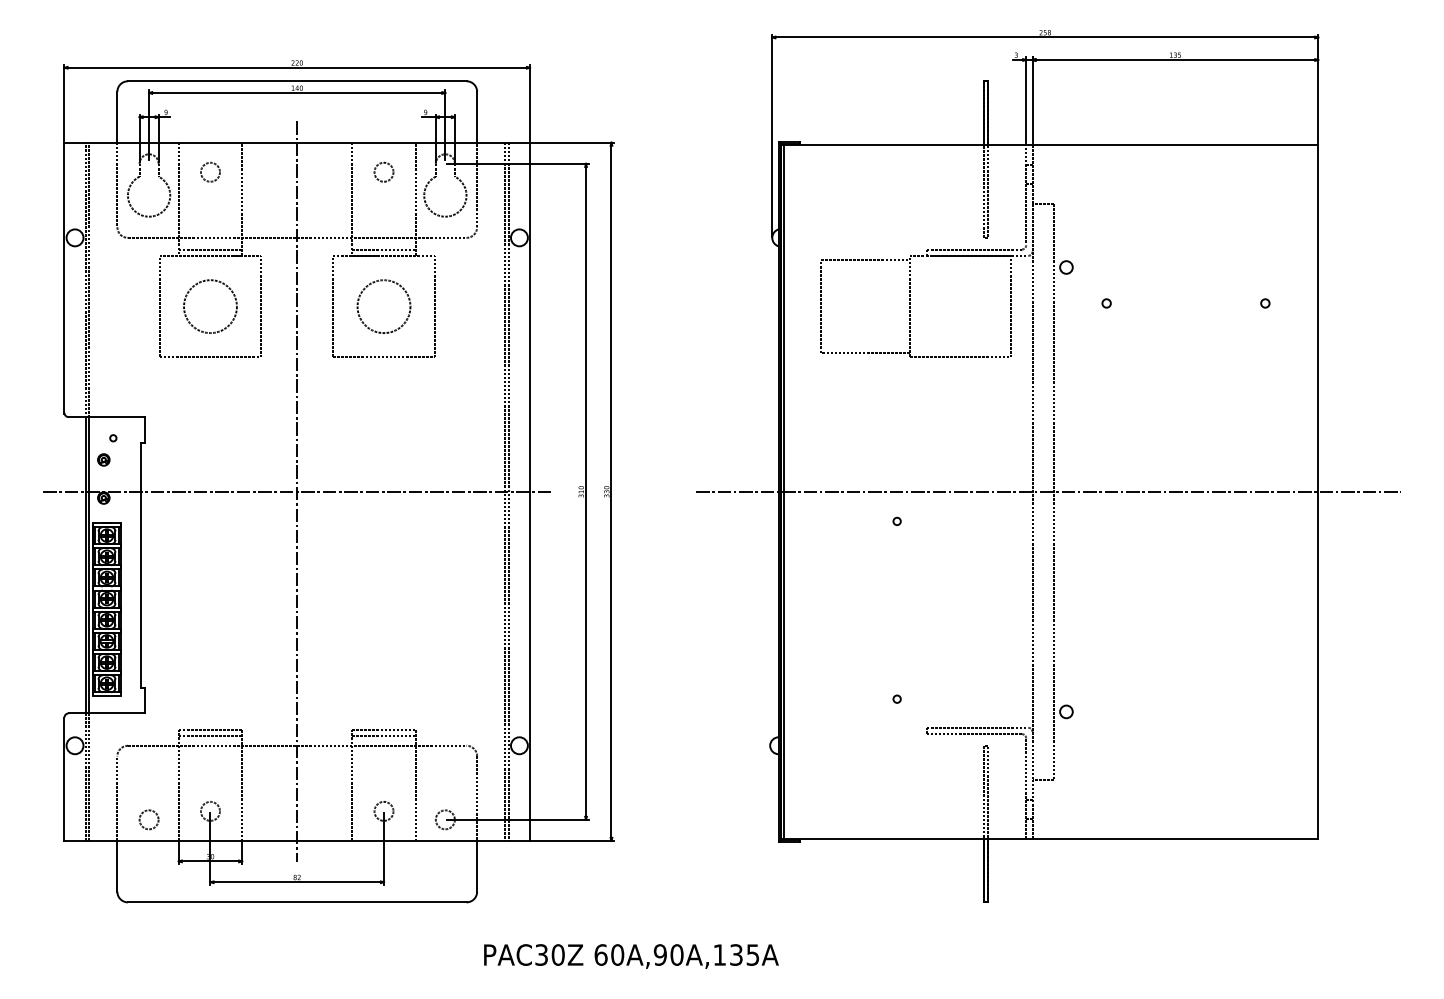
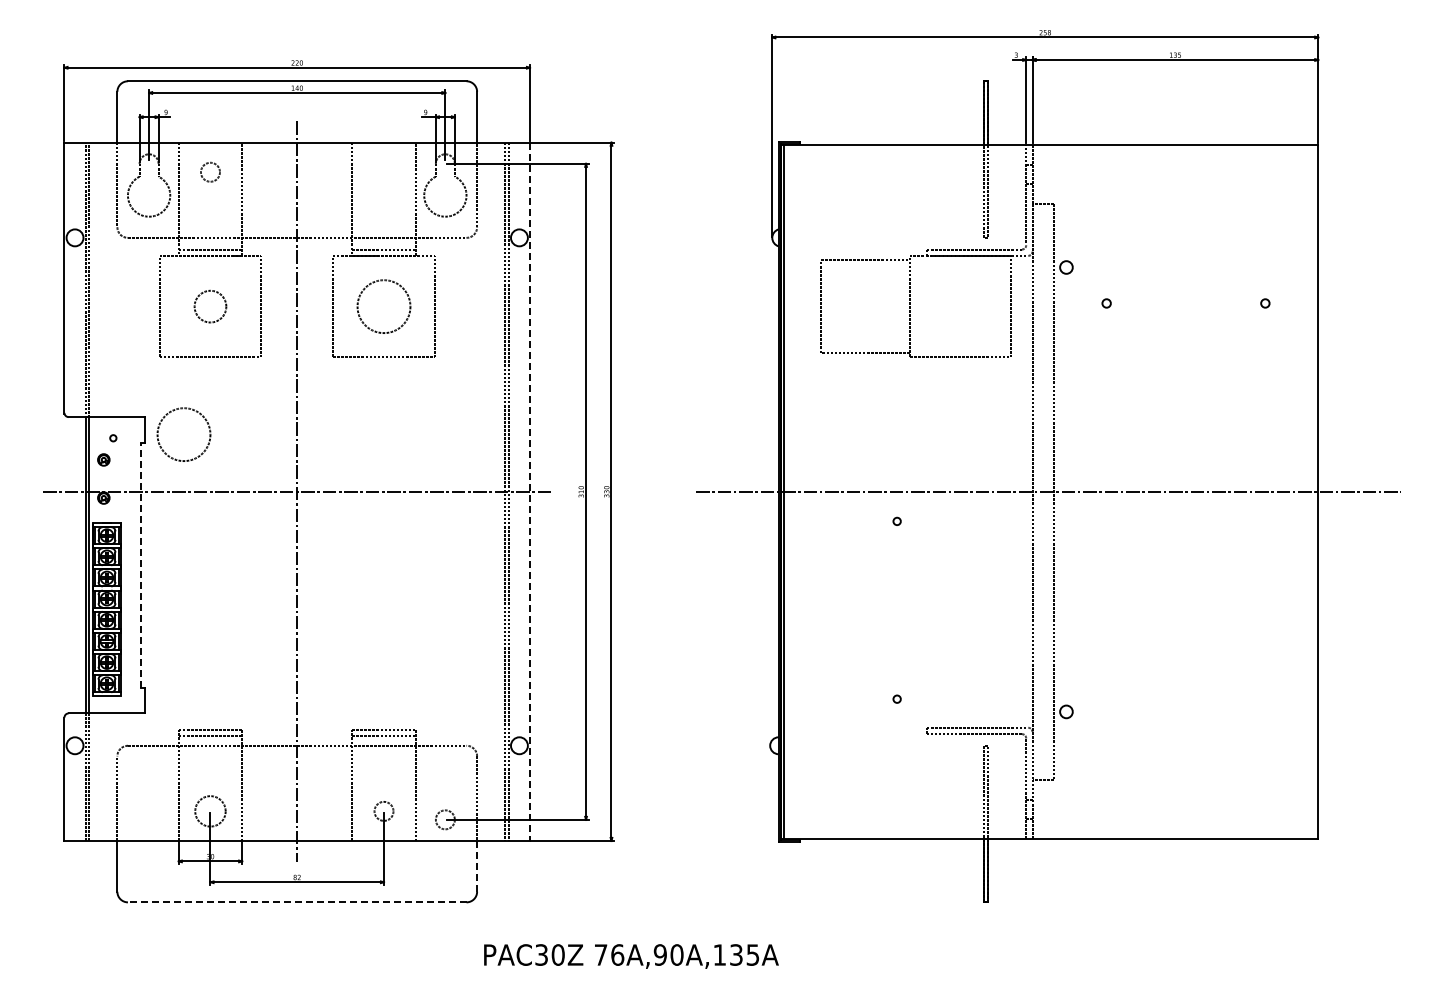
circle: present -> none (383, 171)
circle diameter: 53 px -> 32 px (210, 306)
circle: none -> present (183, 434)
line: solid -> dashed (530, 492)
line: solid -> dashed (140, 565)
circle diameter: 19 px -> 30 px (210, 811)
circle: present -> none (148, 819)
line: solid -> dashed (477, 865)
line: solid -> dashed (296, 902)
text: 60A,90A,135A -> 76A,90A,135A (609, 954)
